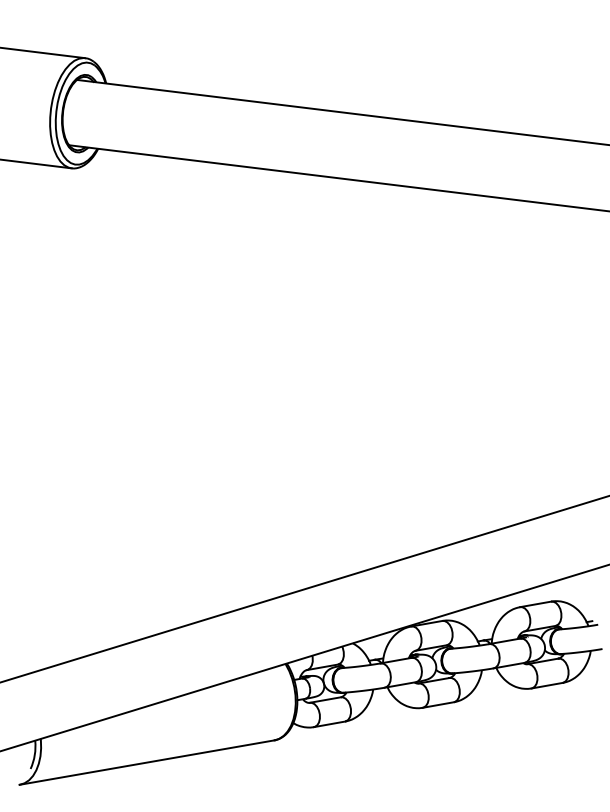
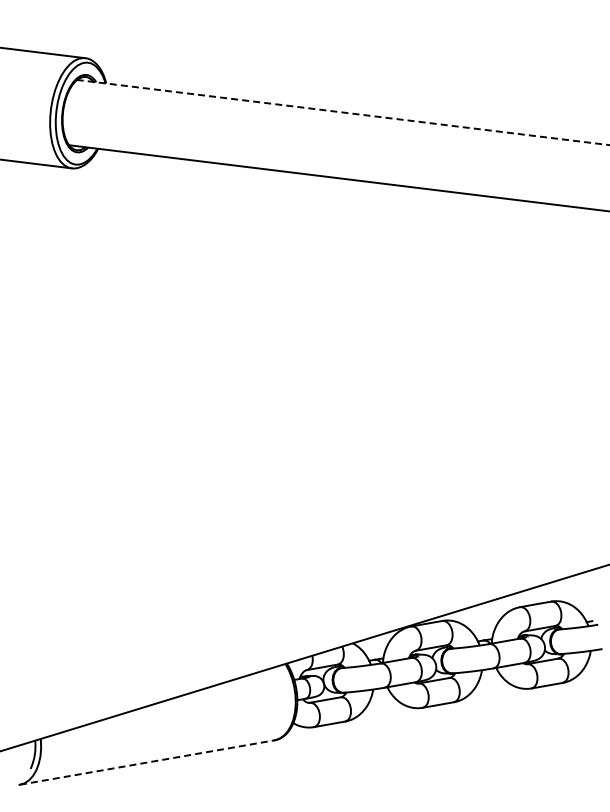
line: solid -> dashed (343, 112)
line: present -> none (304, 588)
line: solid -> dashed (147, 762)
